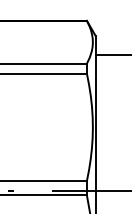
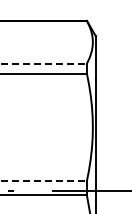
line: present -> none (111, 55)
line: solid -> dashed (44, 63)
line: solid -> dashed (44, 180)
